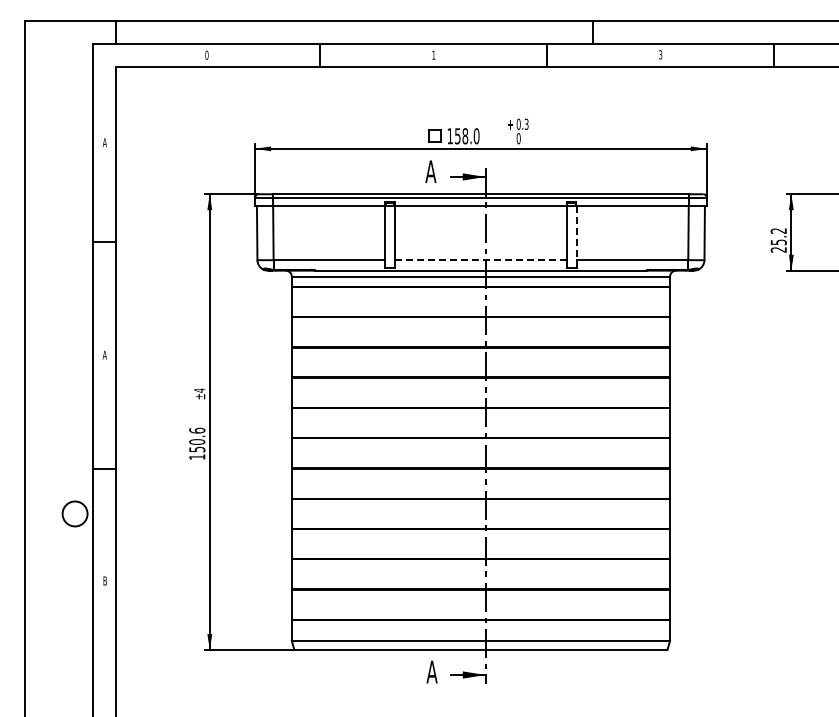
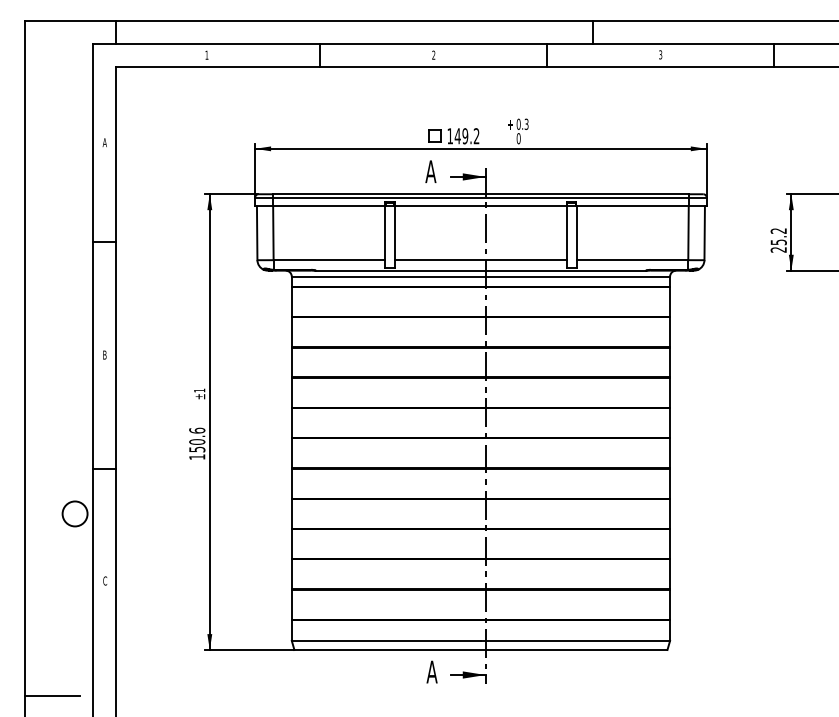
text: 1 -> 2 (433, 54)
text: 0 -> 1 (206, 55)
text: 158.0 -> 149.2 (466, 136)
line: dashed -> solid (577, 233)
line: dashed -> solid (480, 260)
text: A -> B (104, 354)
text: ±4 -> ±1 (199, 390)
text: B -> C (105, 580)
line: none -> present (52, 695)
